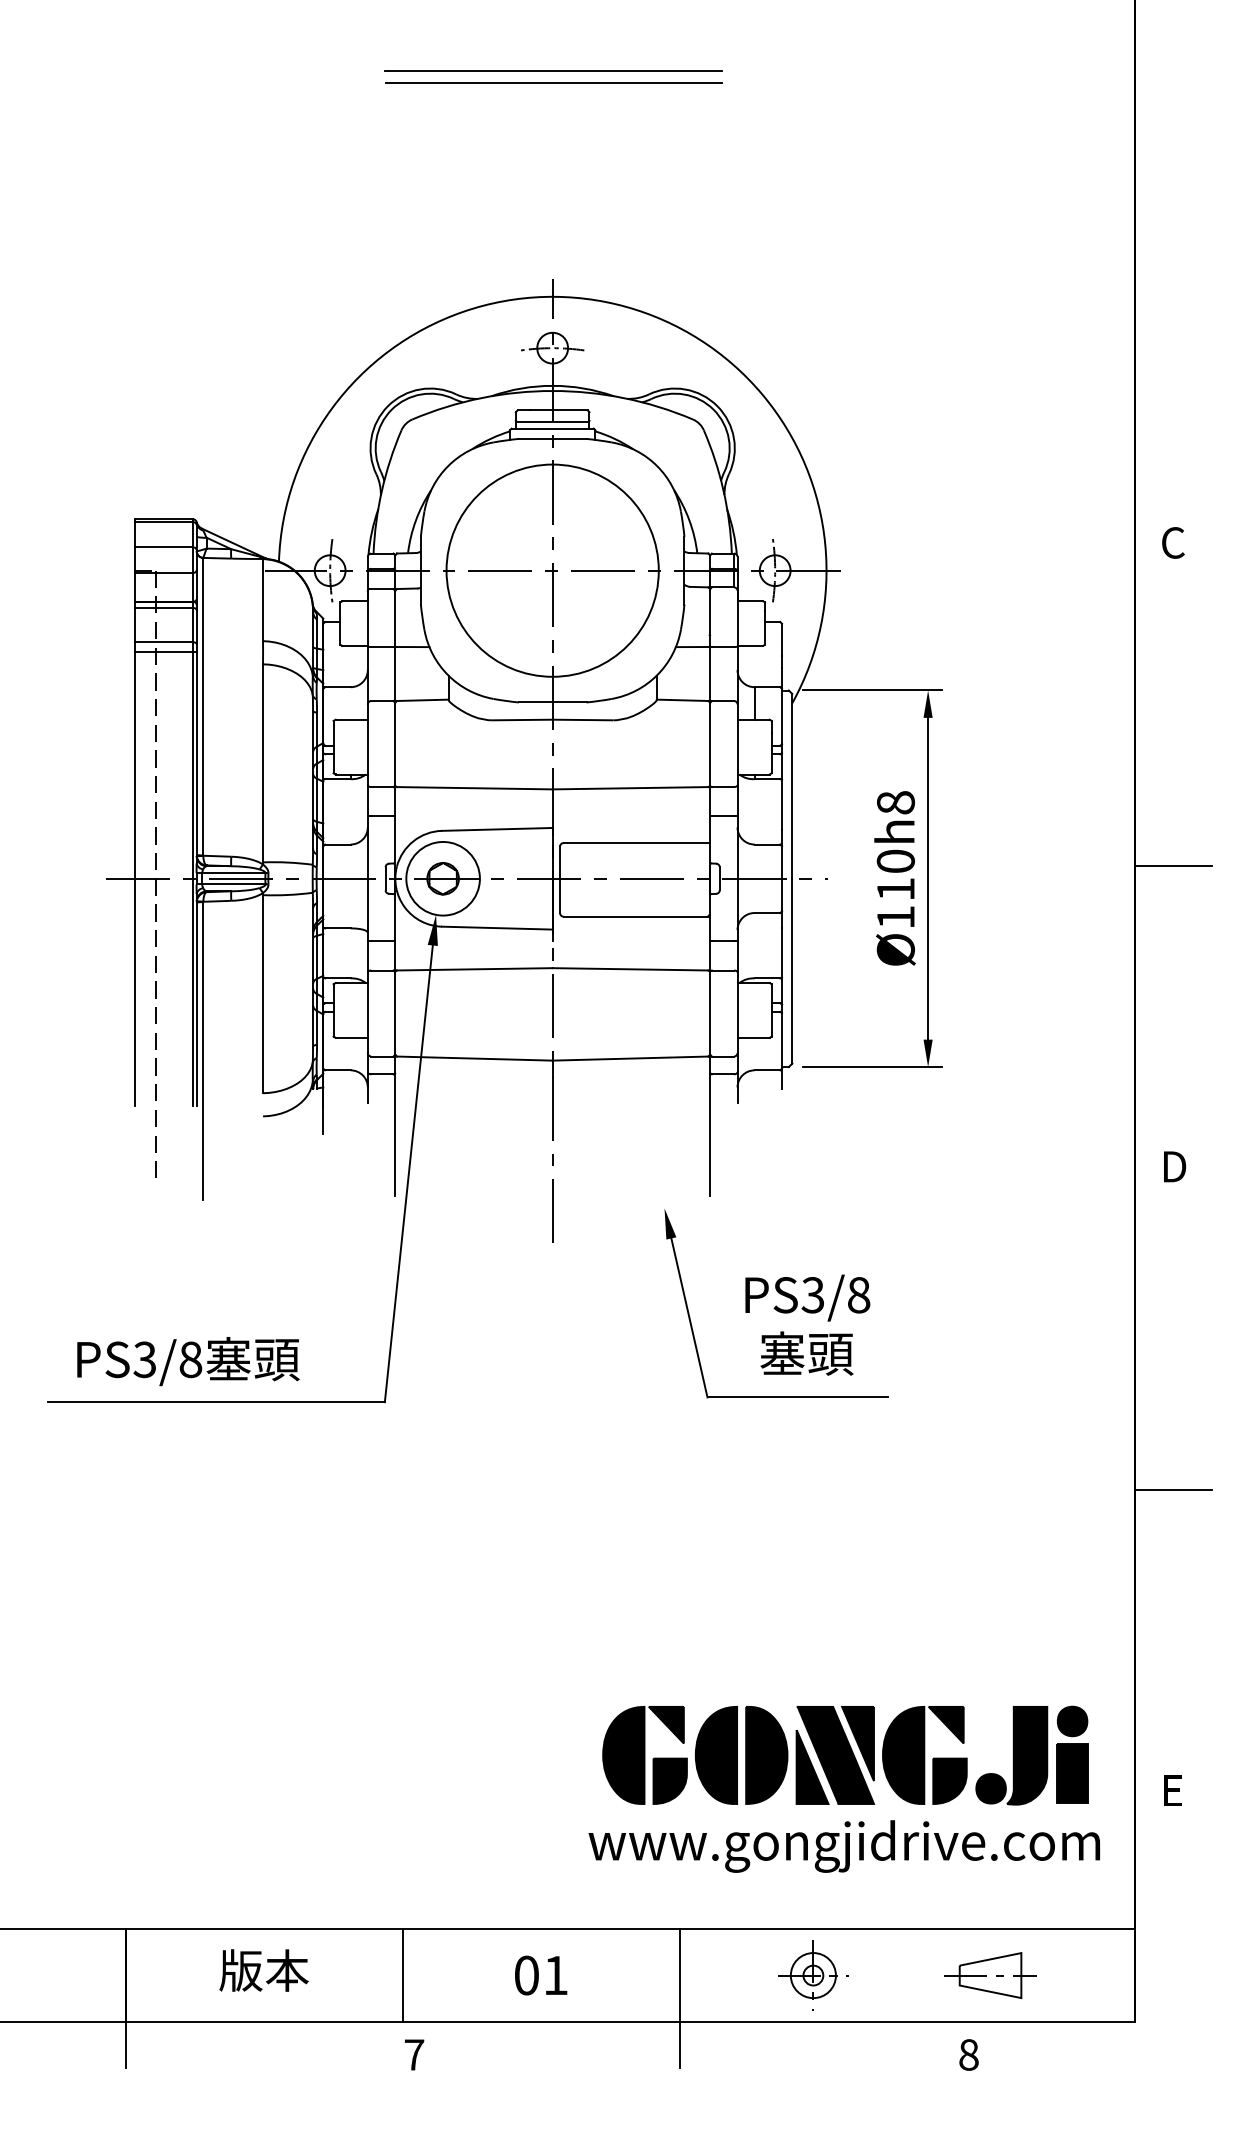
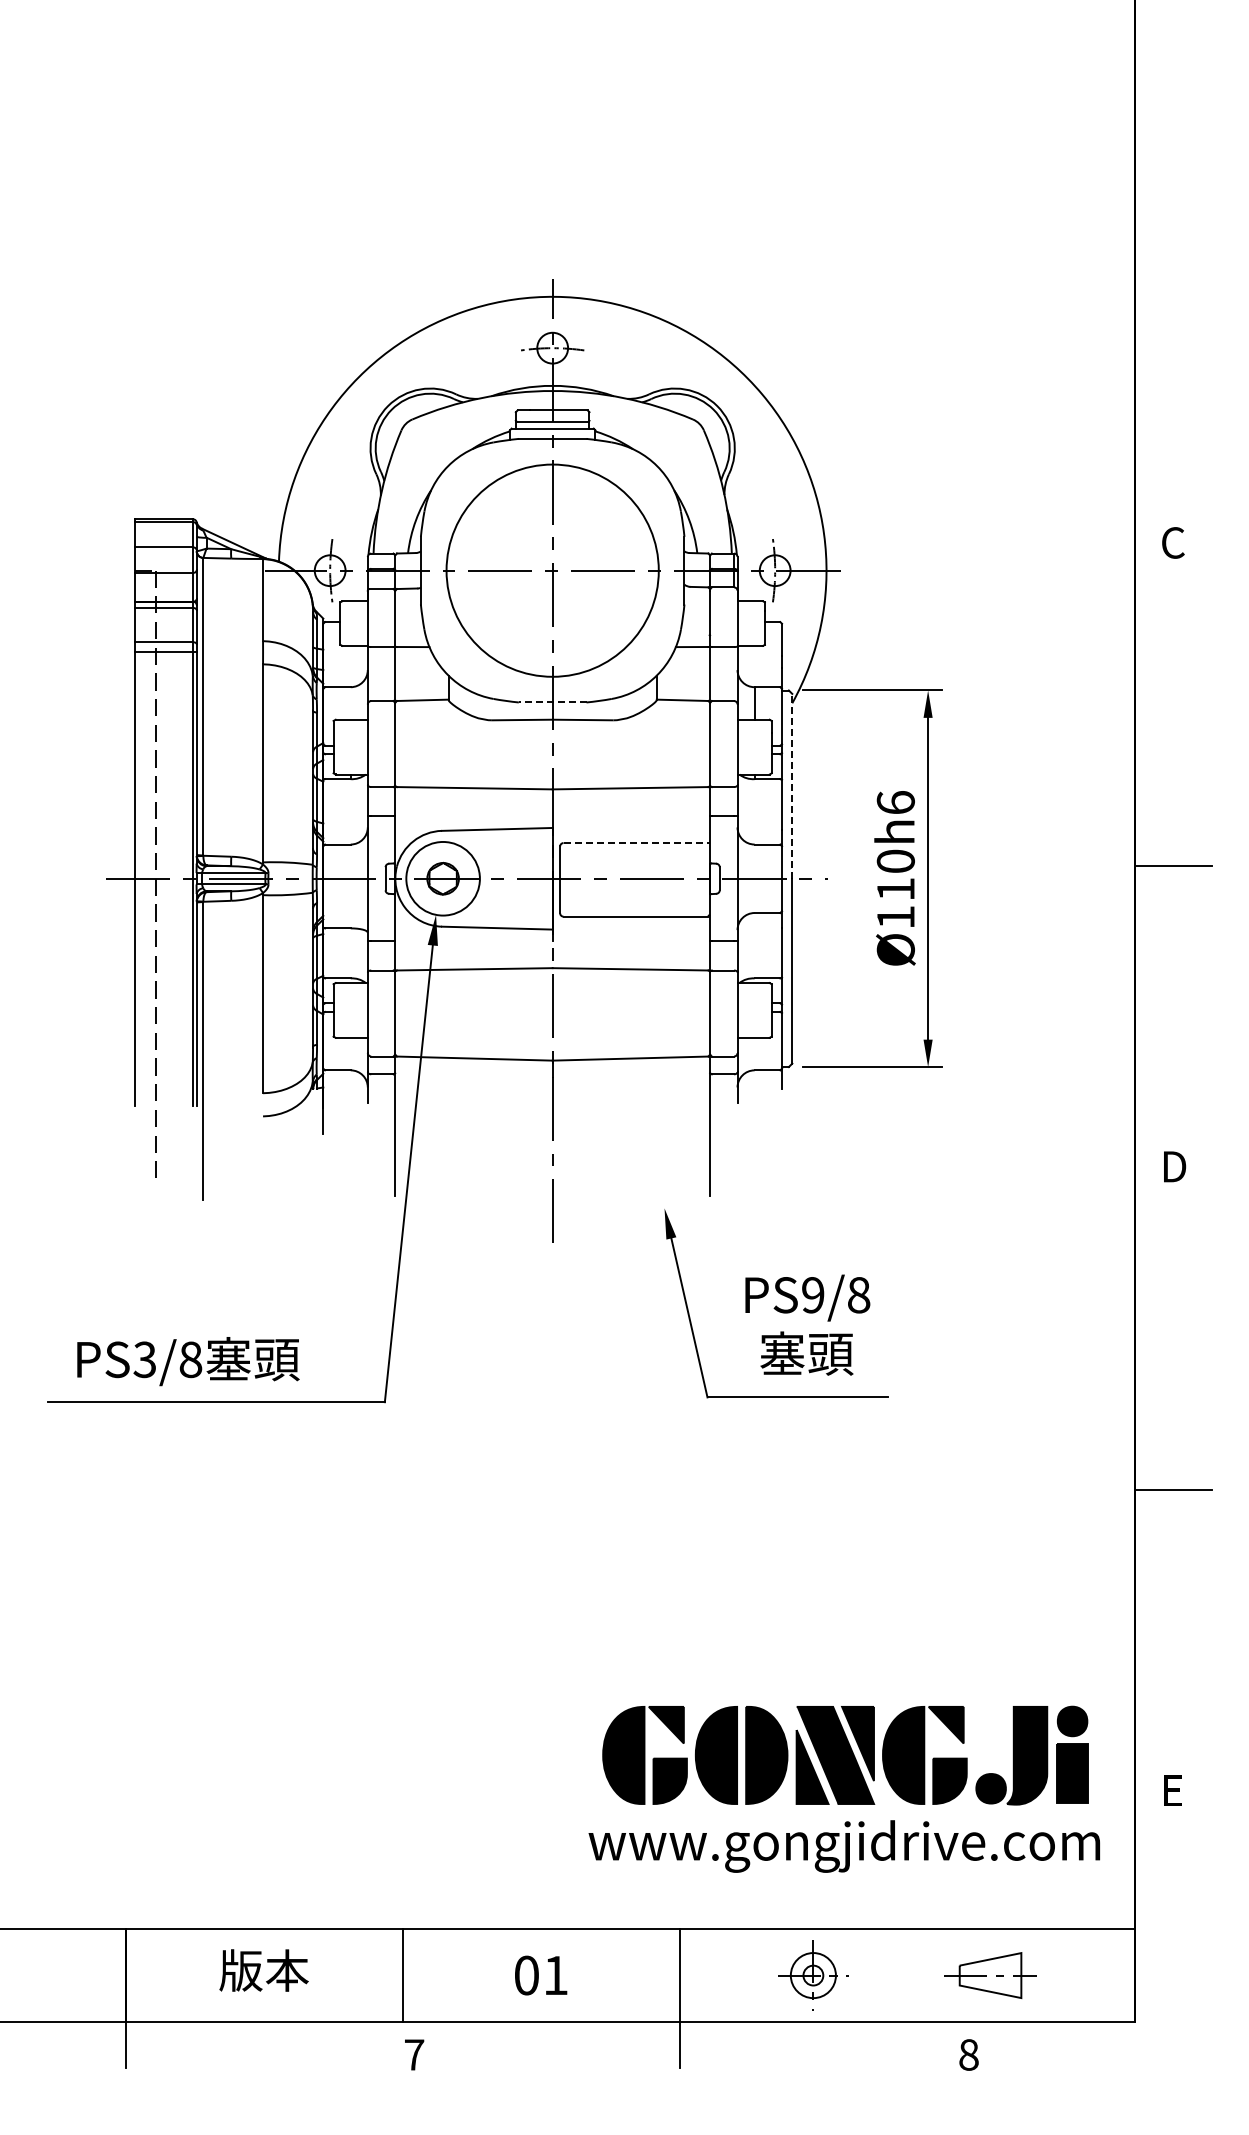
line: present -> none (553, 71)
line: present -> none (553, 82)
line: solid -> dashed (552, 702)
line: solid -> dashed (792, 785)
text: Ø110h8 -> Ø110h6 (895, 802)
line: solid -> dashed (637, 843)
text: PS3/8 -> PS9/8 (812, 1295)
